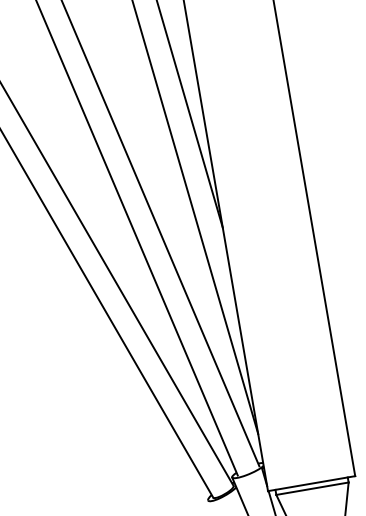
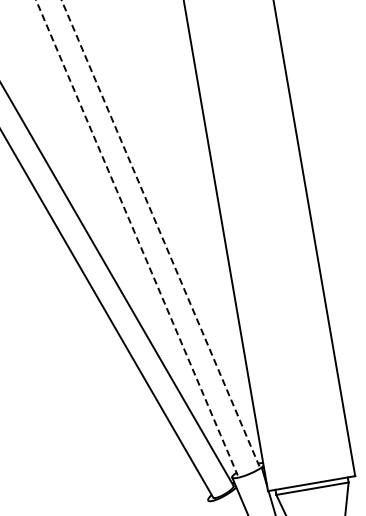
line: present -> none (189, 114)
line: present -> none (195, 217)
line: solid -> dashed (160, 233)
line: solid -> dashed (137, 238)
